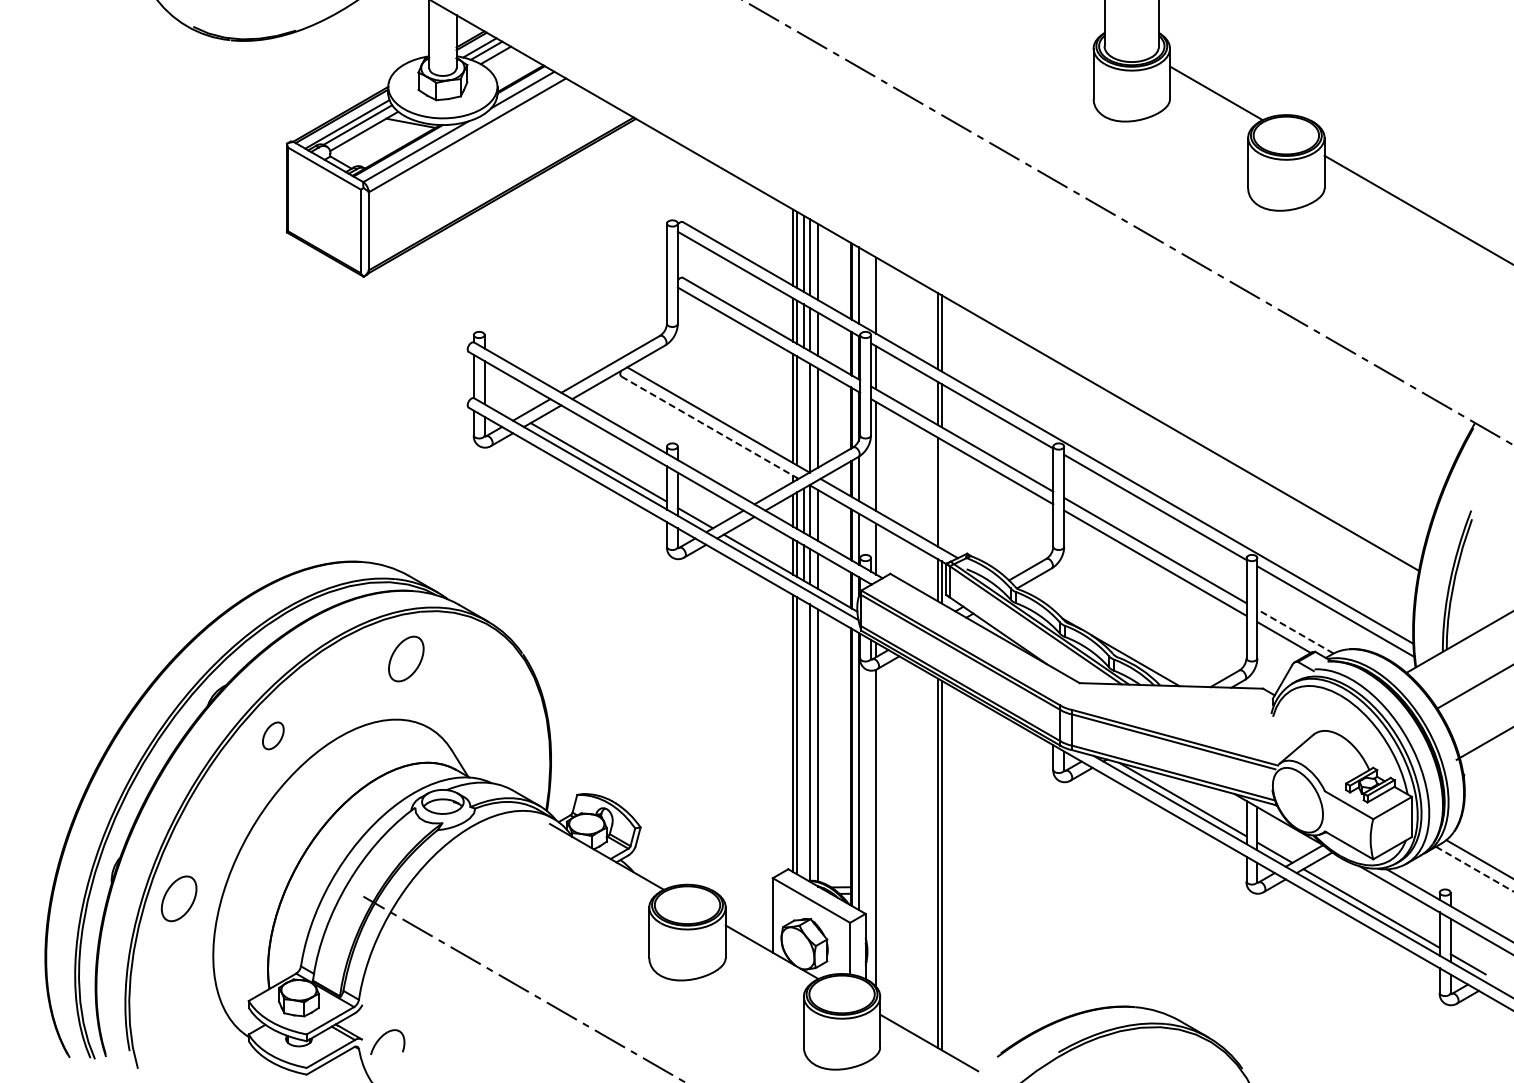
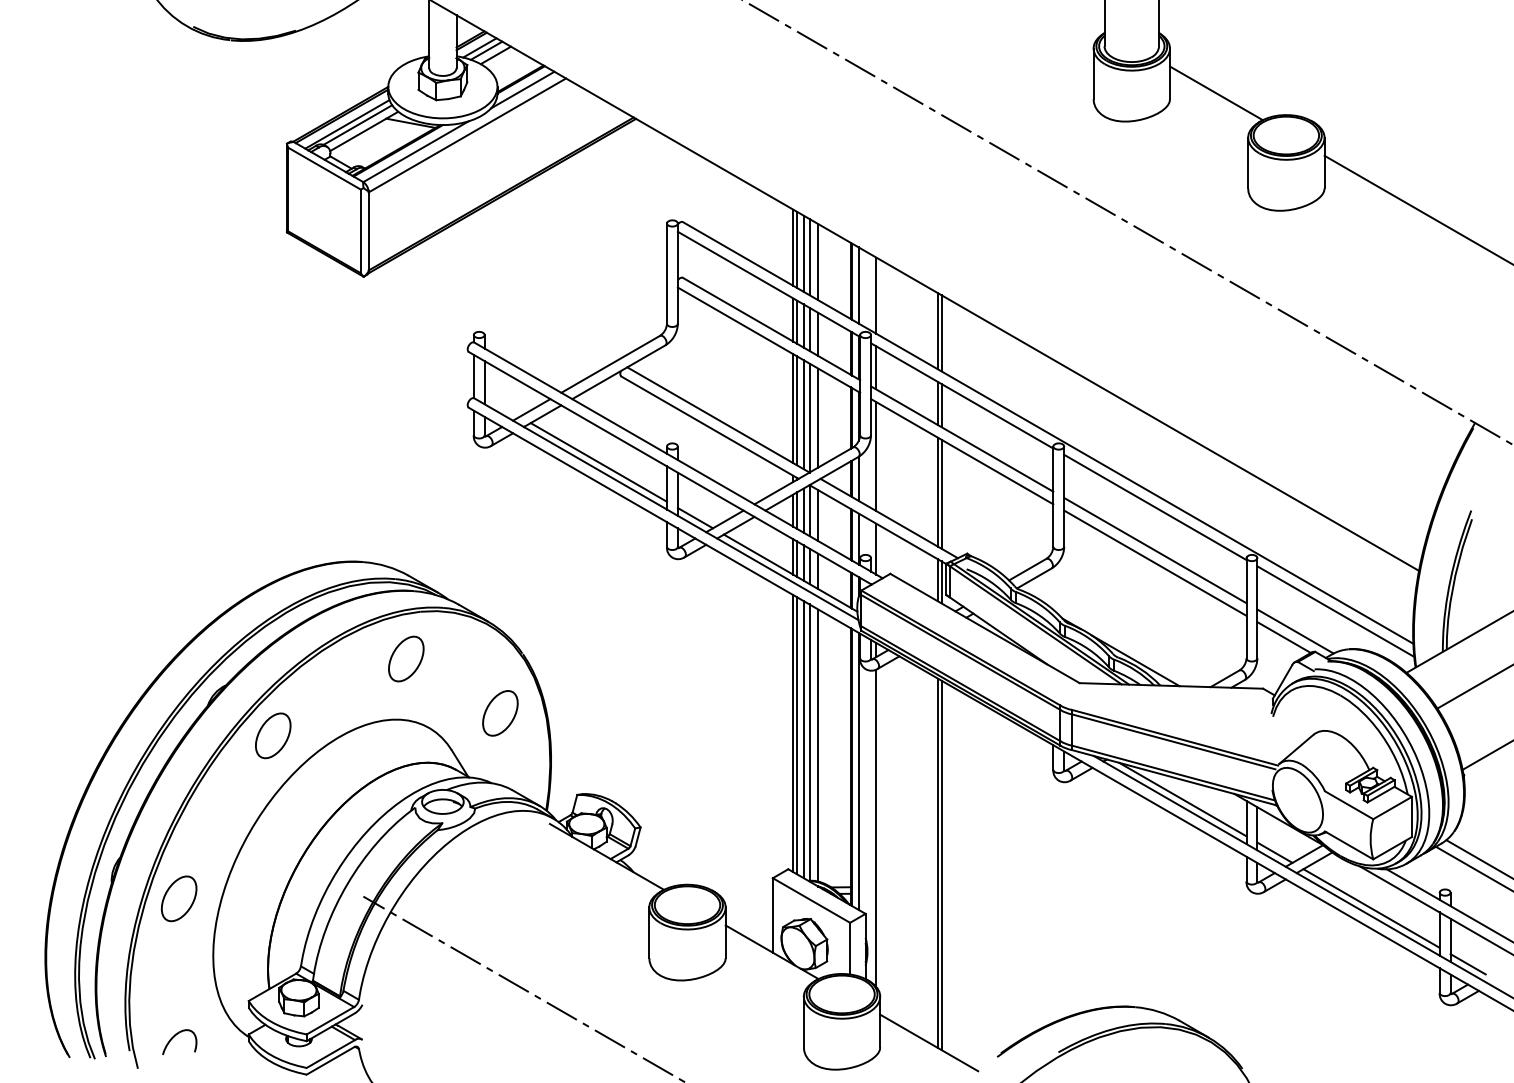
line: none -> present (803, 414)
line: dashed -> solid (710, 427)
line: none -> present (941, 493)
line: dashed -> solid (1295, 631)
part: none -> present (500, 713)
part size: 23x30 px -> 37x48 px (273, 735)
line: none -> present (803, 739)
line position: (1483, 743) -> (1486, 755) (1486, 755)
line: dashed -> solid (1474, 869)
part position: (382, 1037) -> (174, 1037) (174, 1037)
